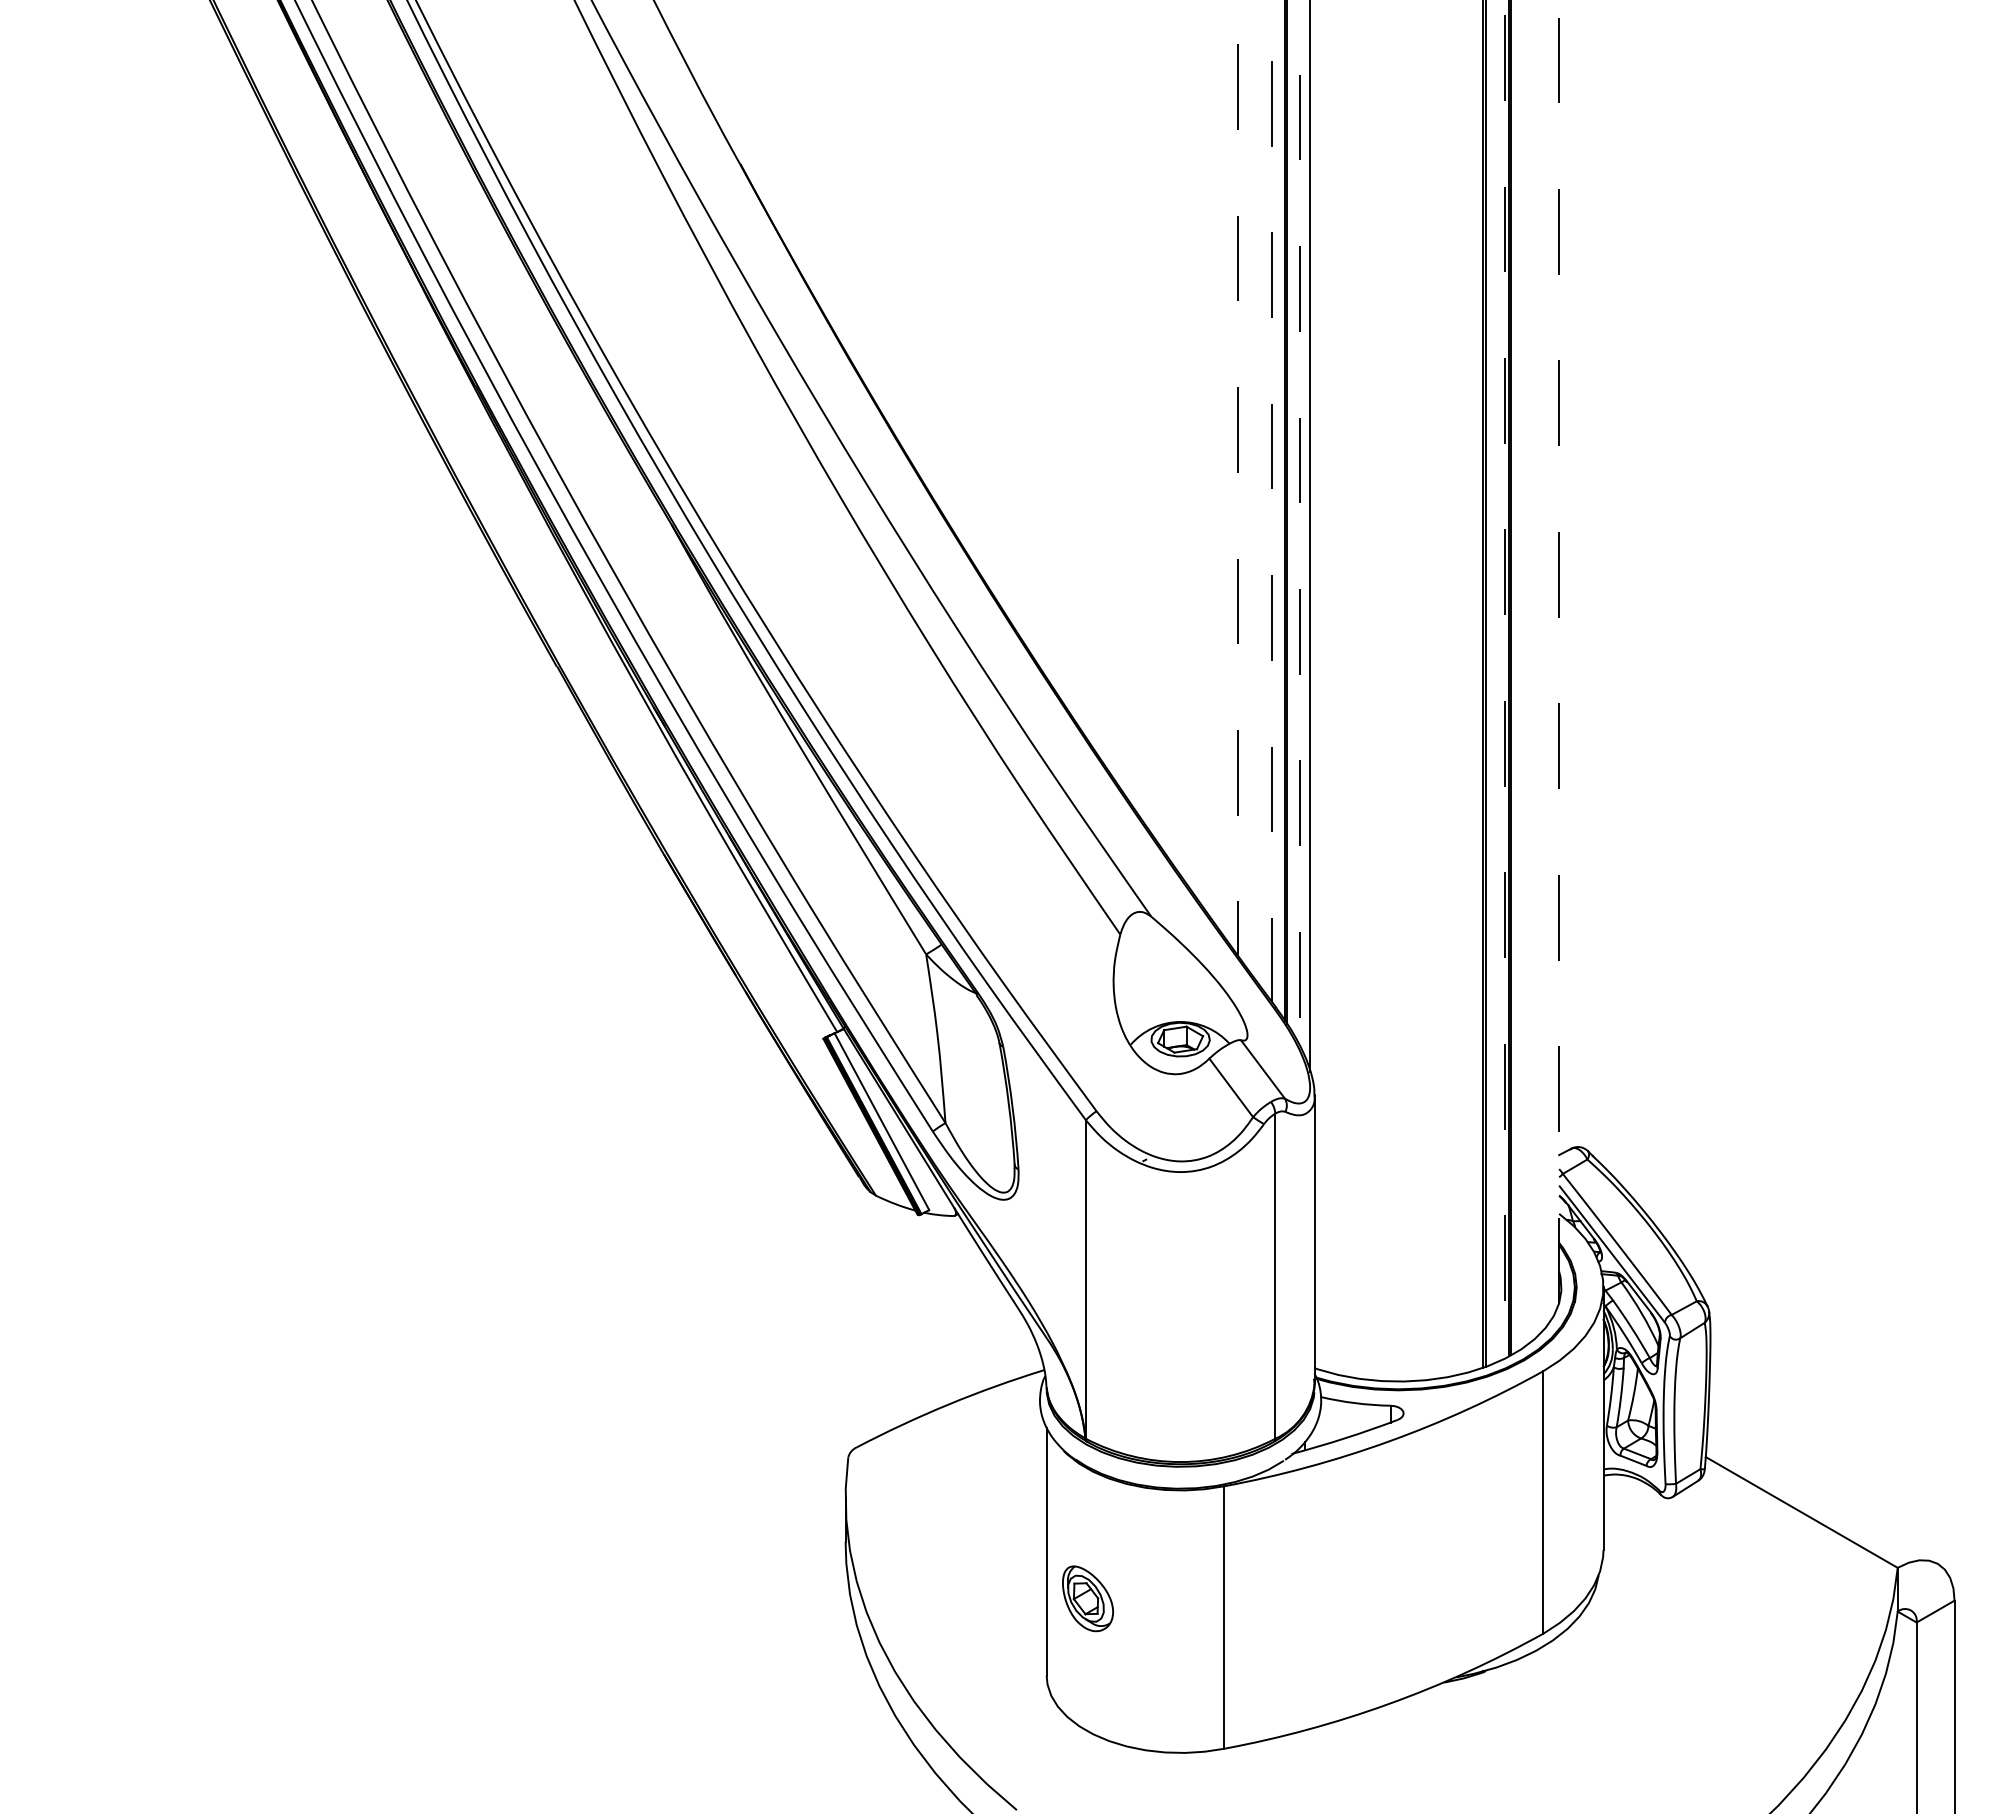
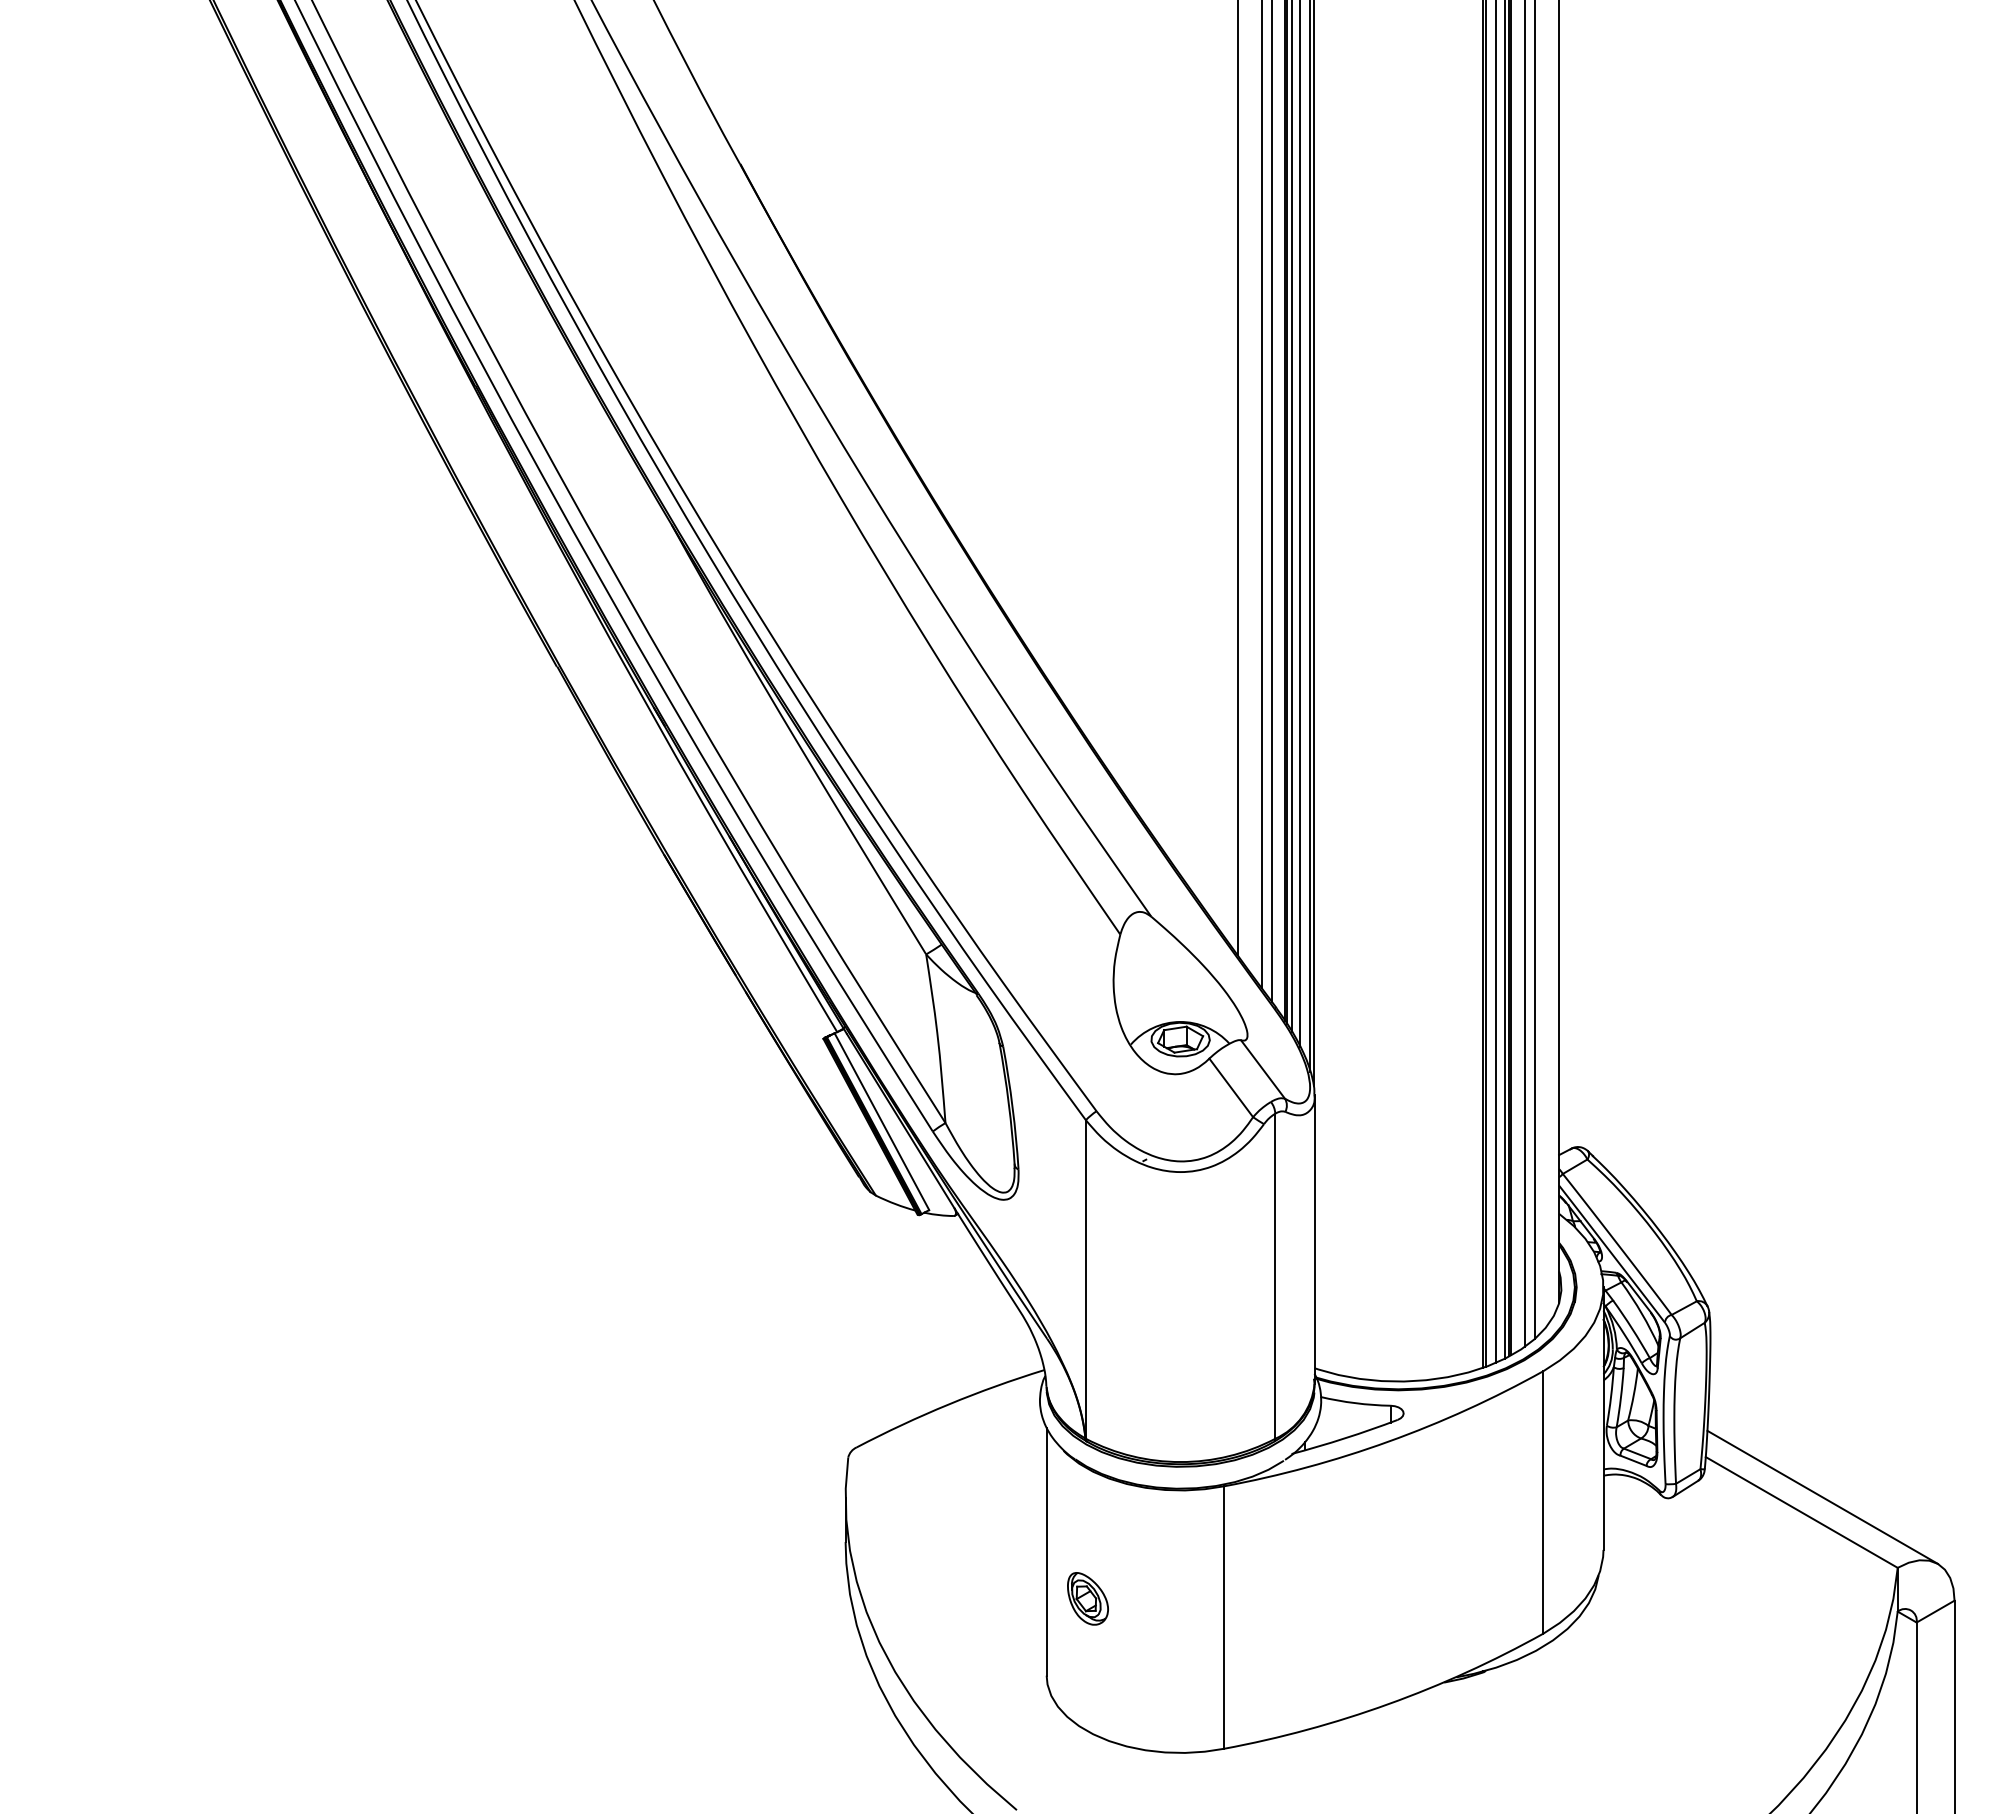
line: dashed -> solid (1237, 478)
line: none -> present (1261, 495)
line: dashed -> solid (1272, 501)
line: none -> present (1292, 516)
line: dashed -> solid (1300, 524)
line: none -> present (1313, 543)
line: dashed -> solid (1559, 651)
line: none -> present (1534, 670)
line: none -> present (1524, 674)
line: dashed -> solid (1504, 680)
line: none -> present (1496, 682)
line: none -> present (1822, 1496)
part size: 52x68 px -> 42x54 px (1087, 1598)
